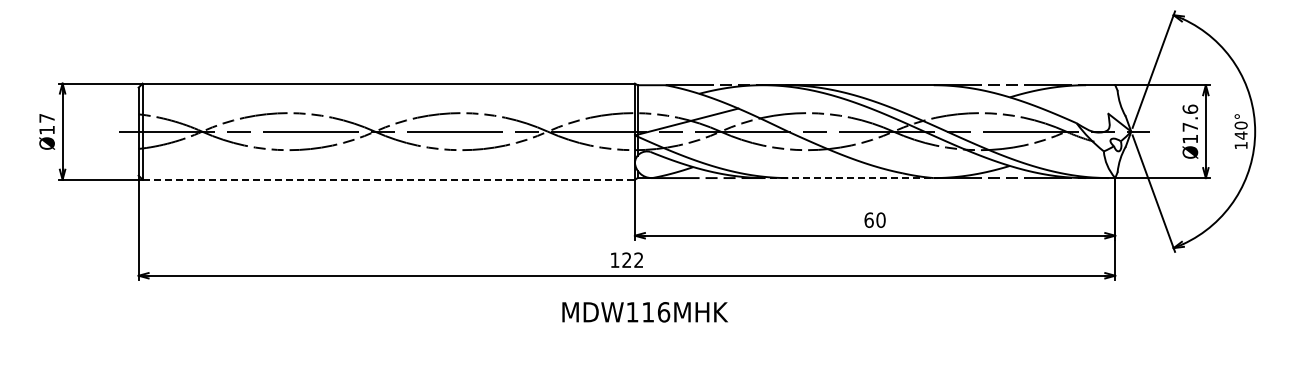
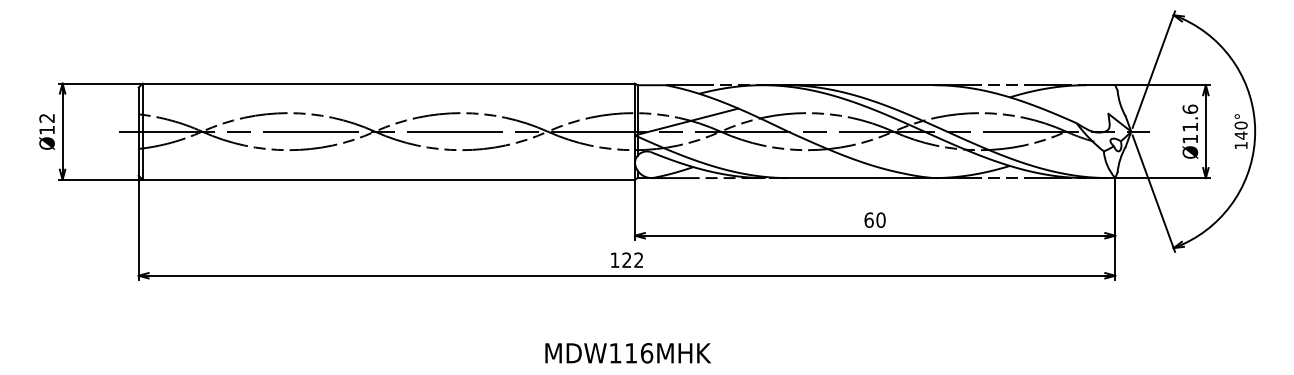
text: Ø17 -> Ø12 (46, 118)
text: Ø17.6 -> Ø11.6 (1189, 127)
line: dashed -> solid (852, 178)
line: dashed -> solid (389, 179)
text position: (644, 312) -> (627, 353) (627, 353)
